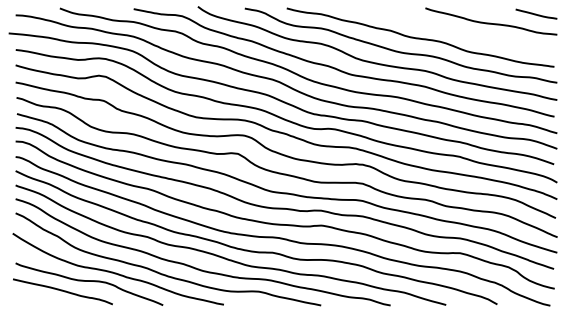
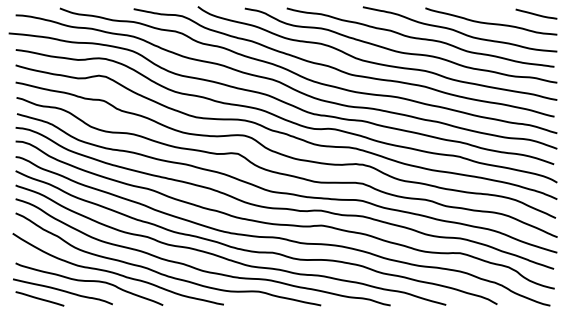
curve: none -> present (459, 31)
line: none -> present (39, 298)
